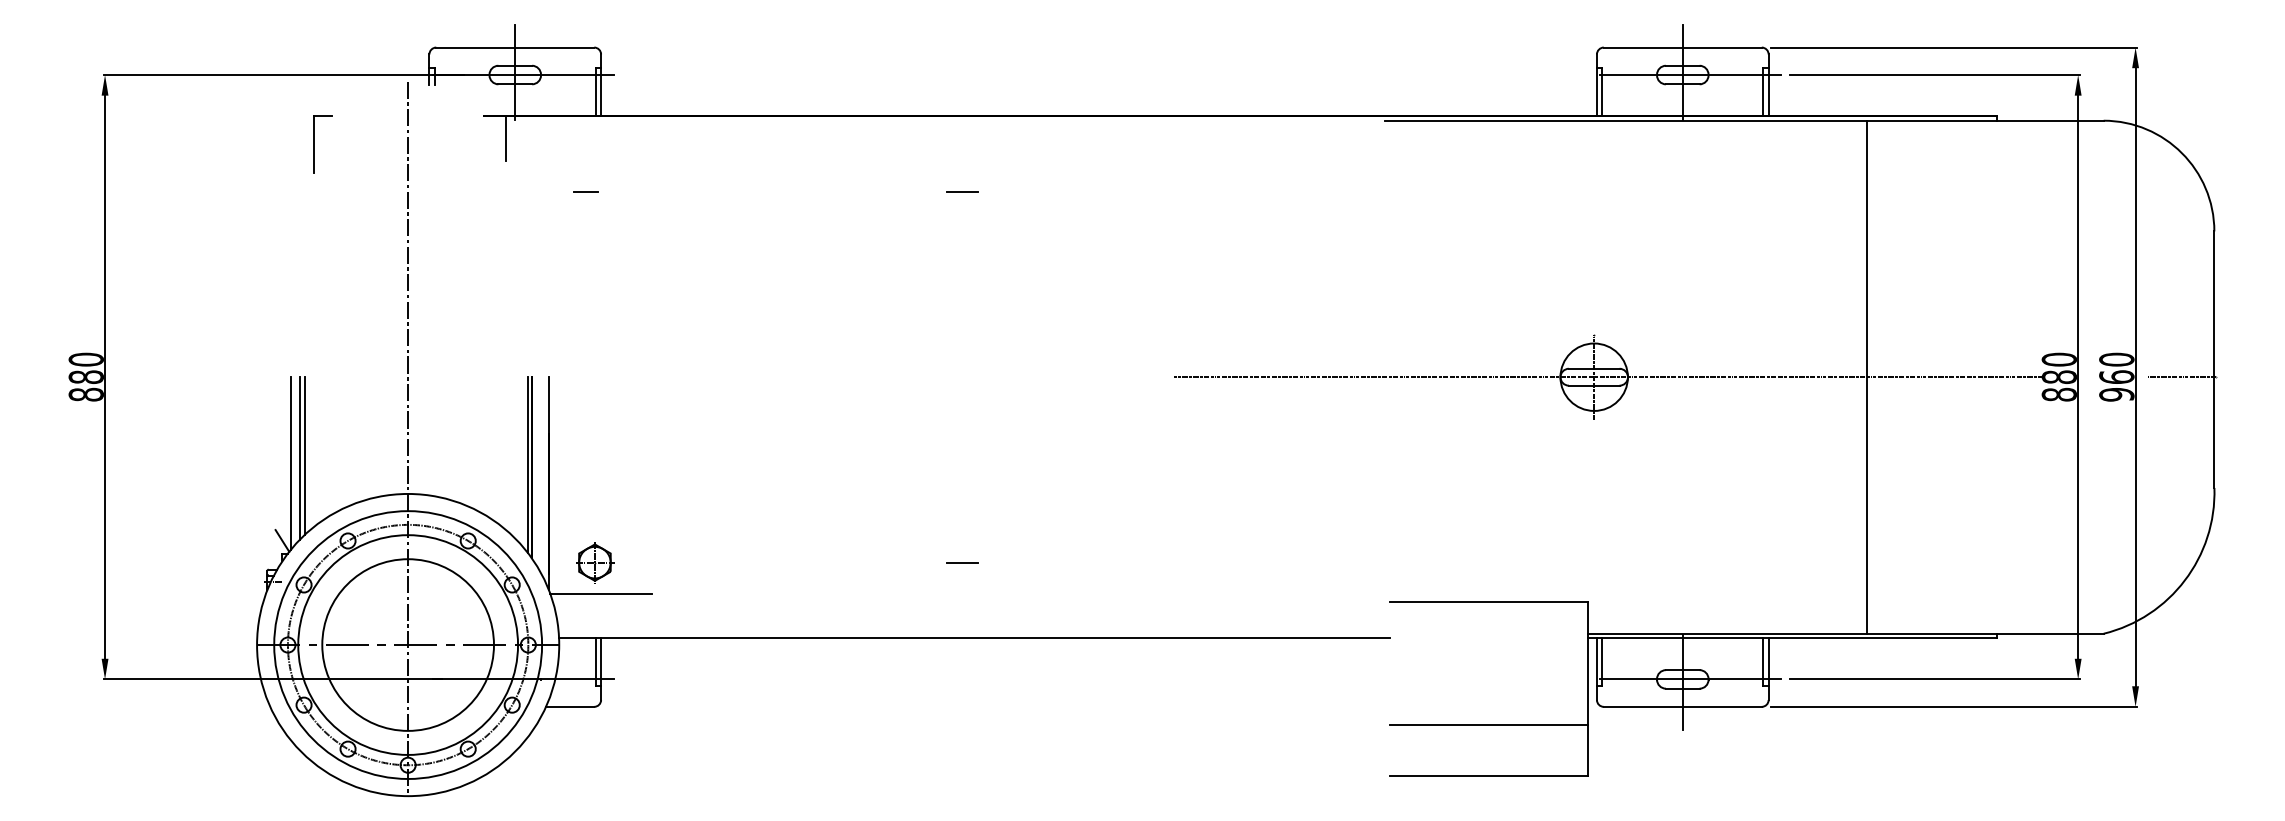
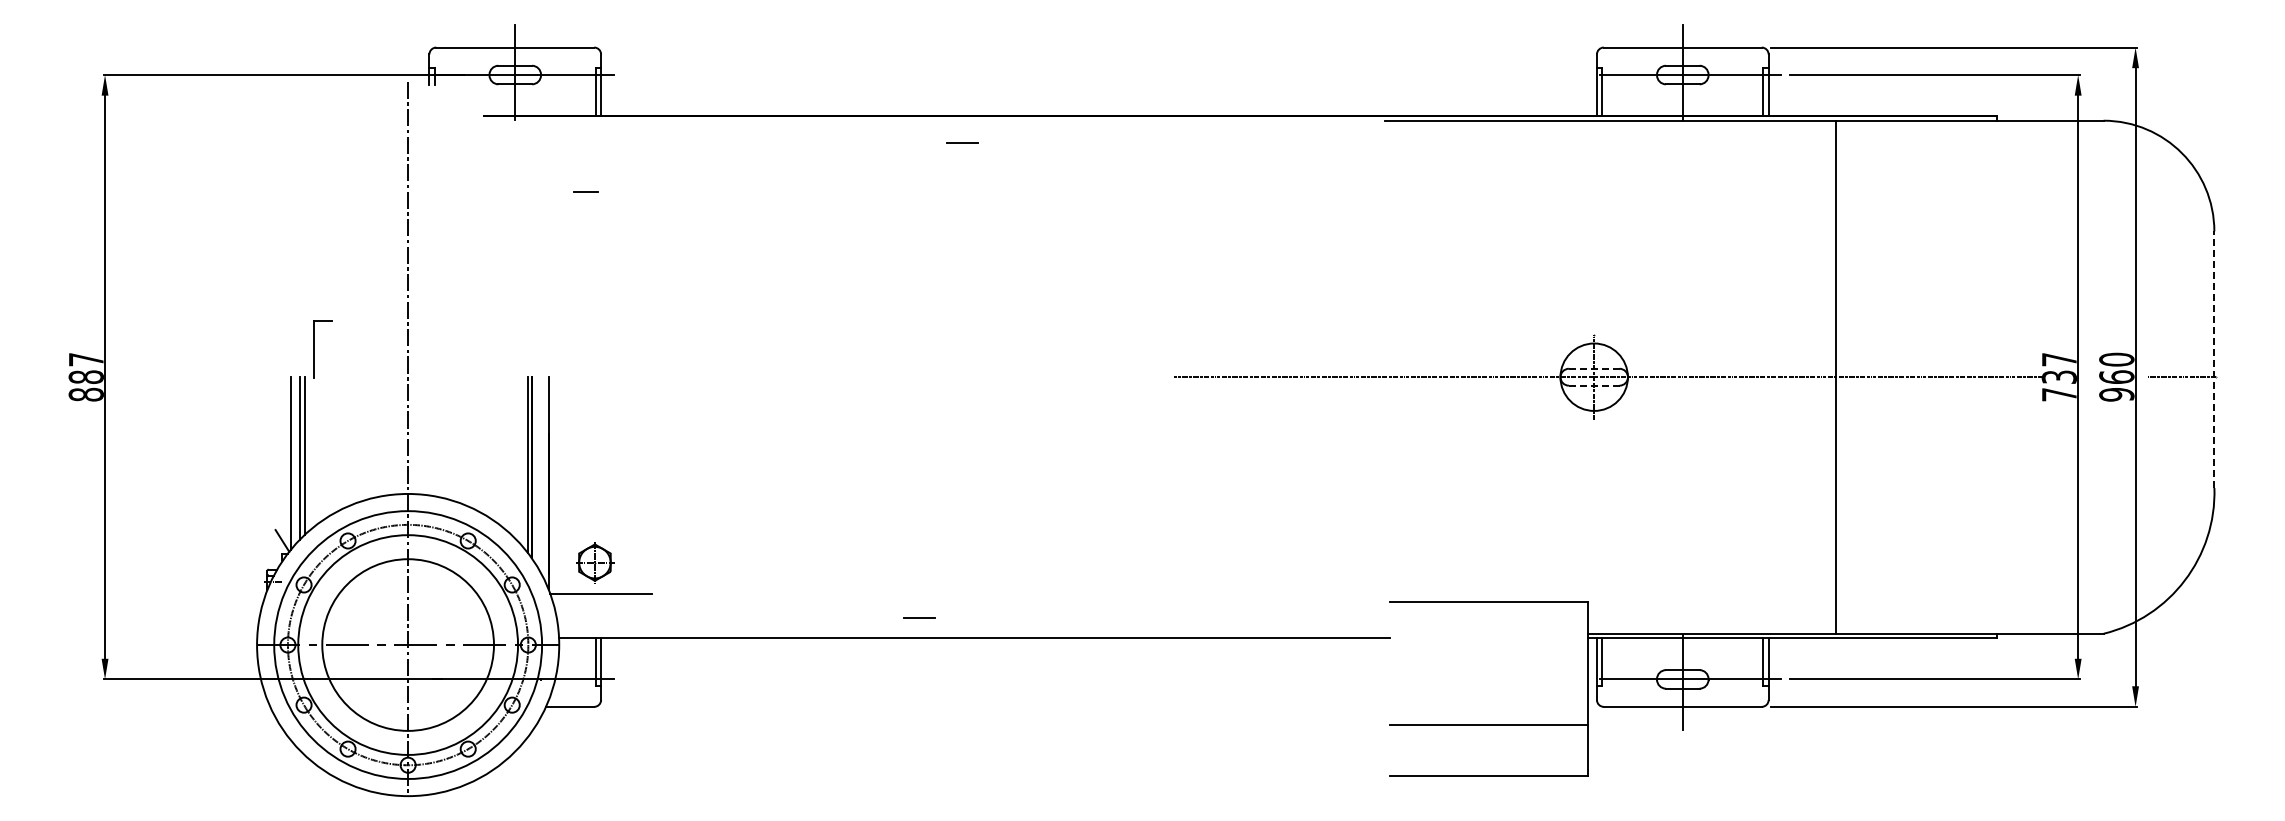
line: present -> none (506, 138)
part position: (314, 144) -> (314, 349) (314, 349)
line position: (962, 191) -> (962, 142) (962, 142)
text: 880 -> 887 (85, 359)
line: solid -> dashed (2214, 359)
line: solid -> dashed (1594, 368)
line position: (1867, 376) -> (1836, 376) (1836, 376)
text: 880 -> 737 (2058, 376)
line: solid -> dashed (1594, 385)
line position: (962, 562) -> (919, 617) (919, 617)
